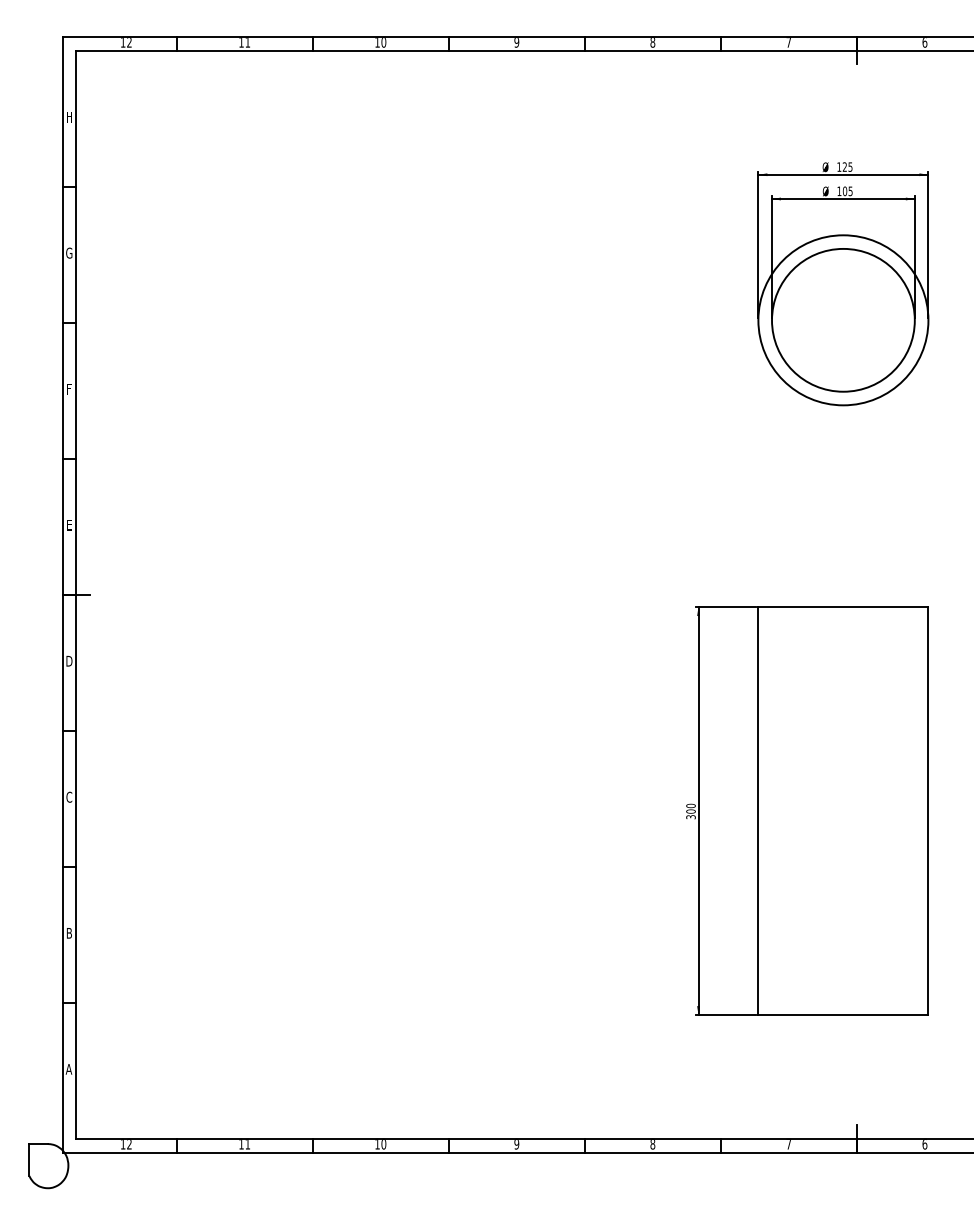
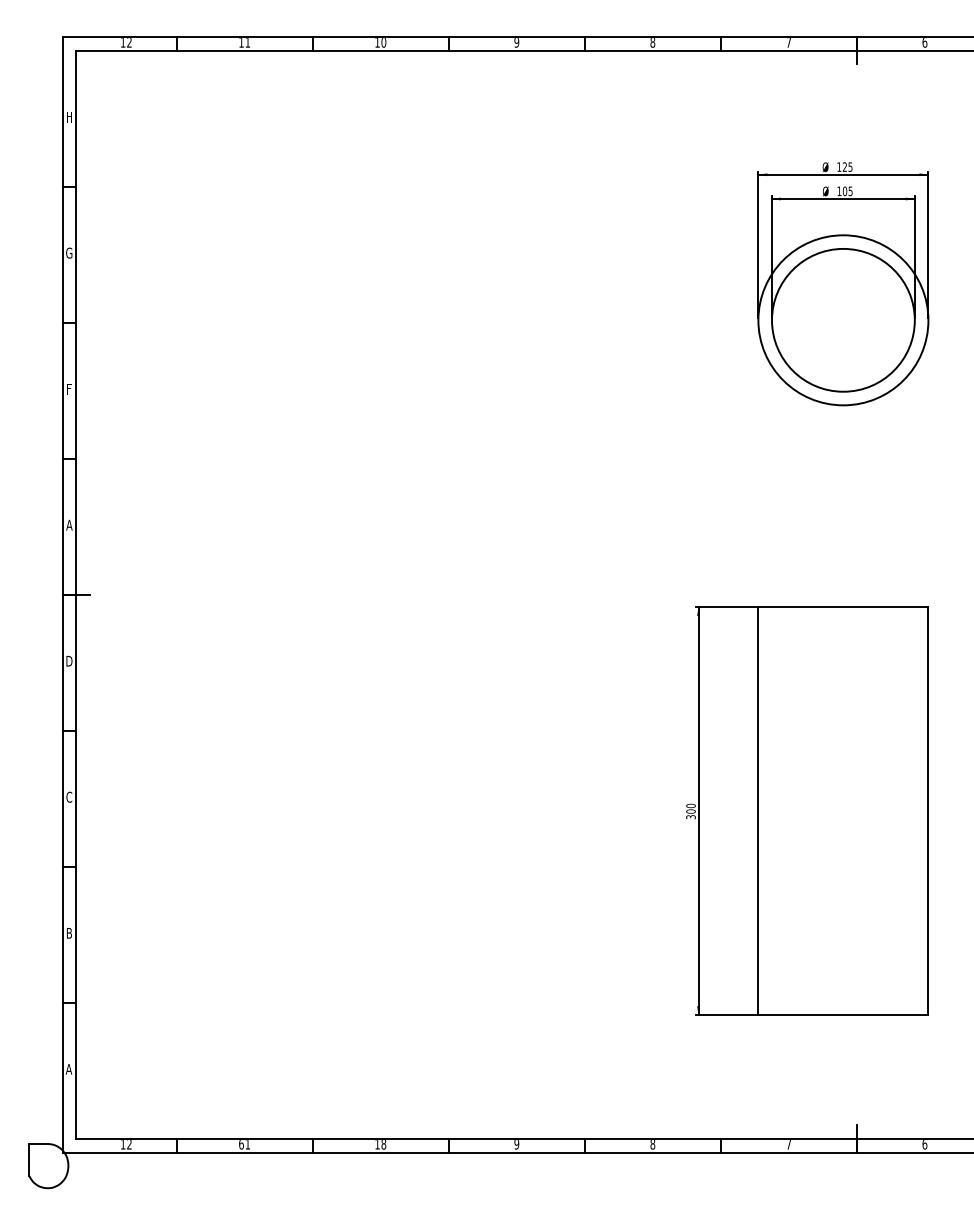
text: E -> A (69, 524)
text: 11 -> 61 (241, 1144)
text: 10 -> 18 (383, 1144)
